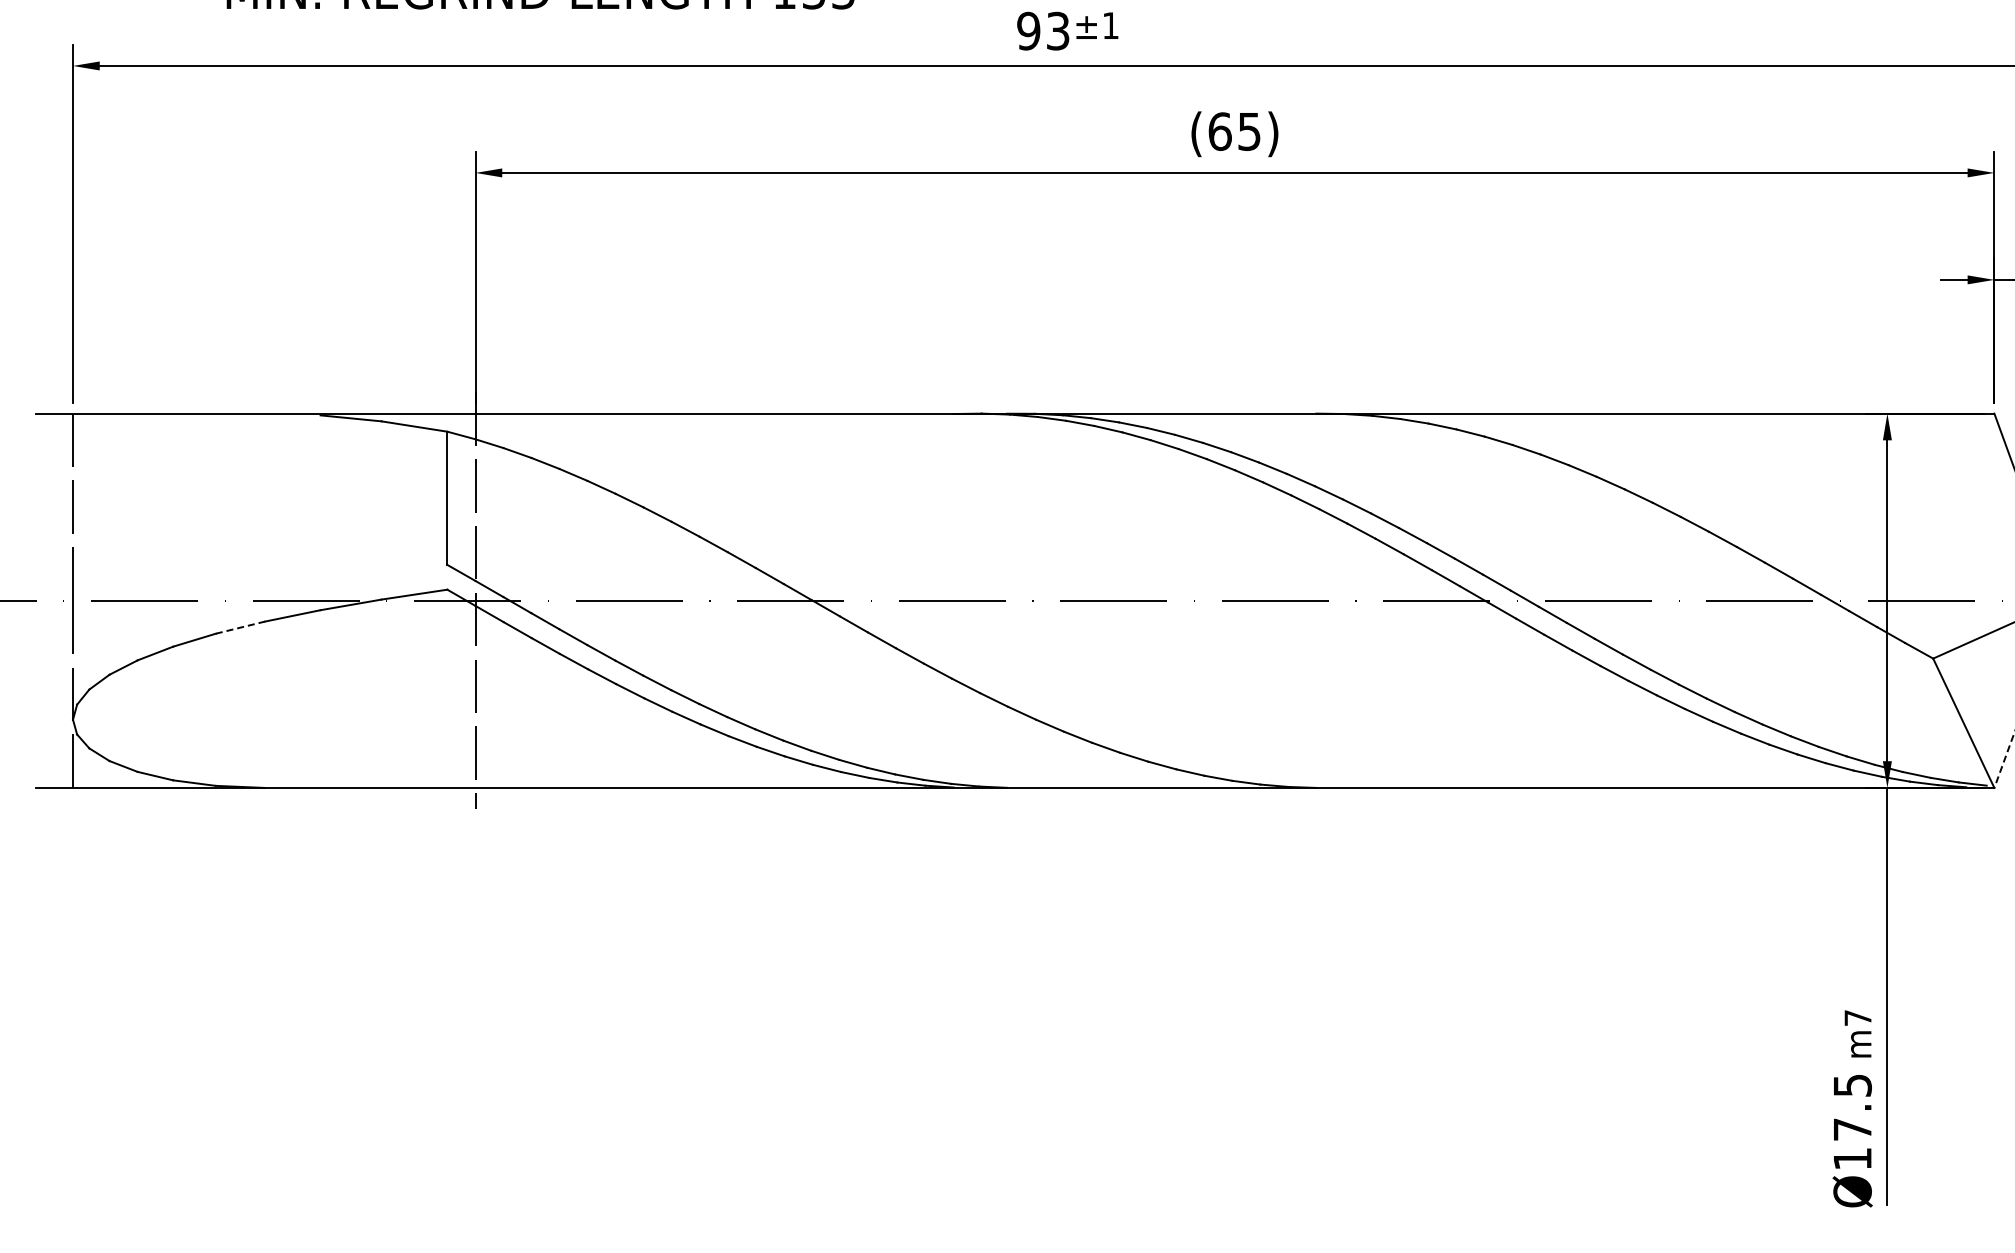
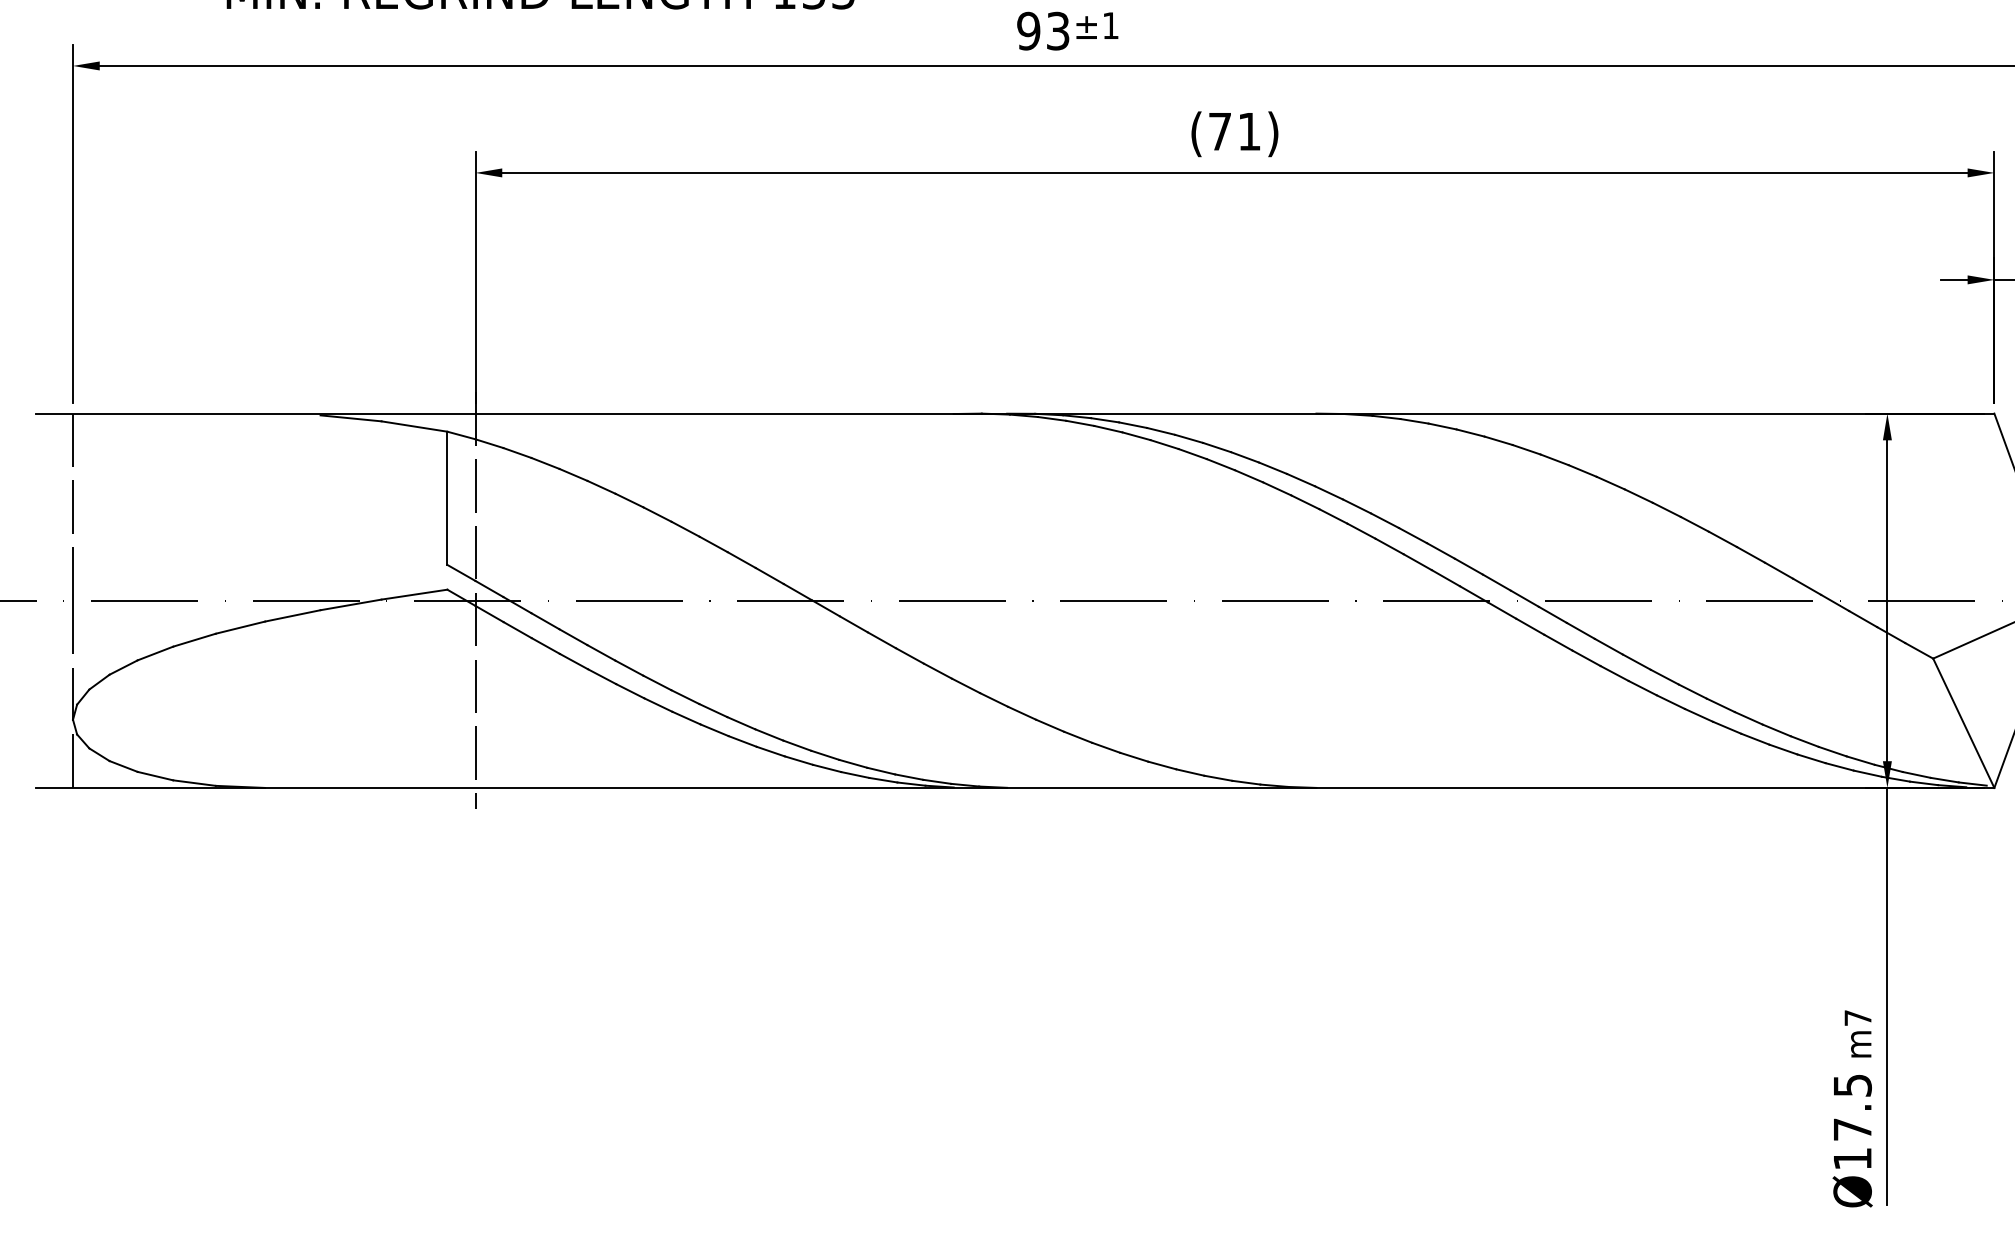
text: (65) -> (71) (1234, 131)
line: dashed -> solid (240, 627)
line: dashed -> solid (2004, 759)
